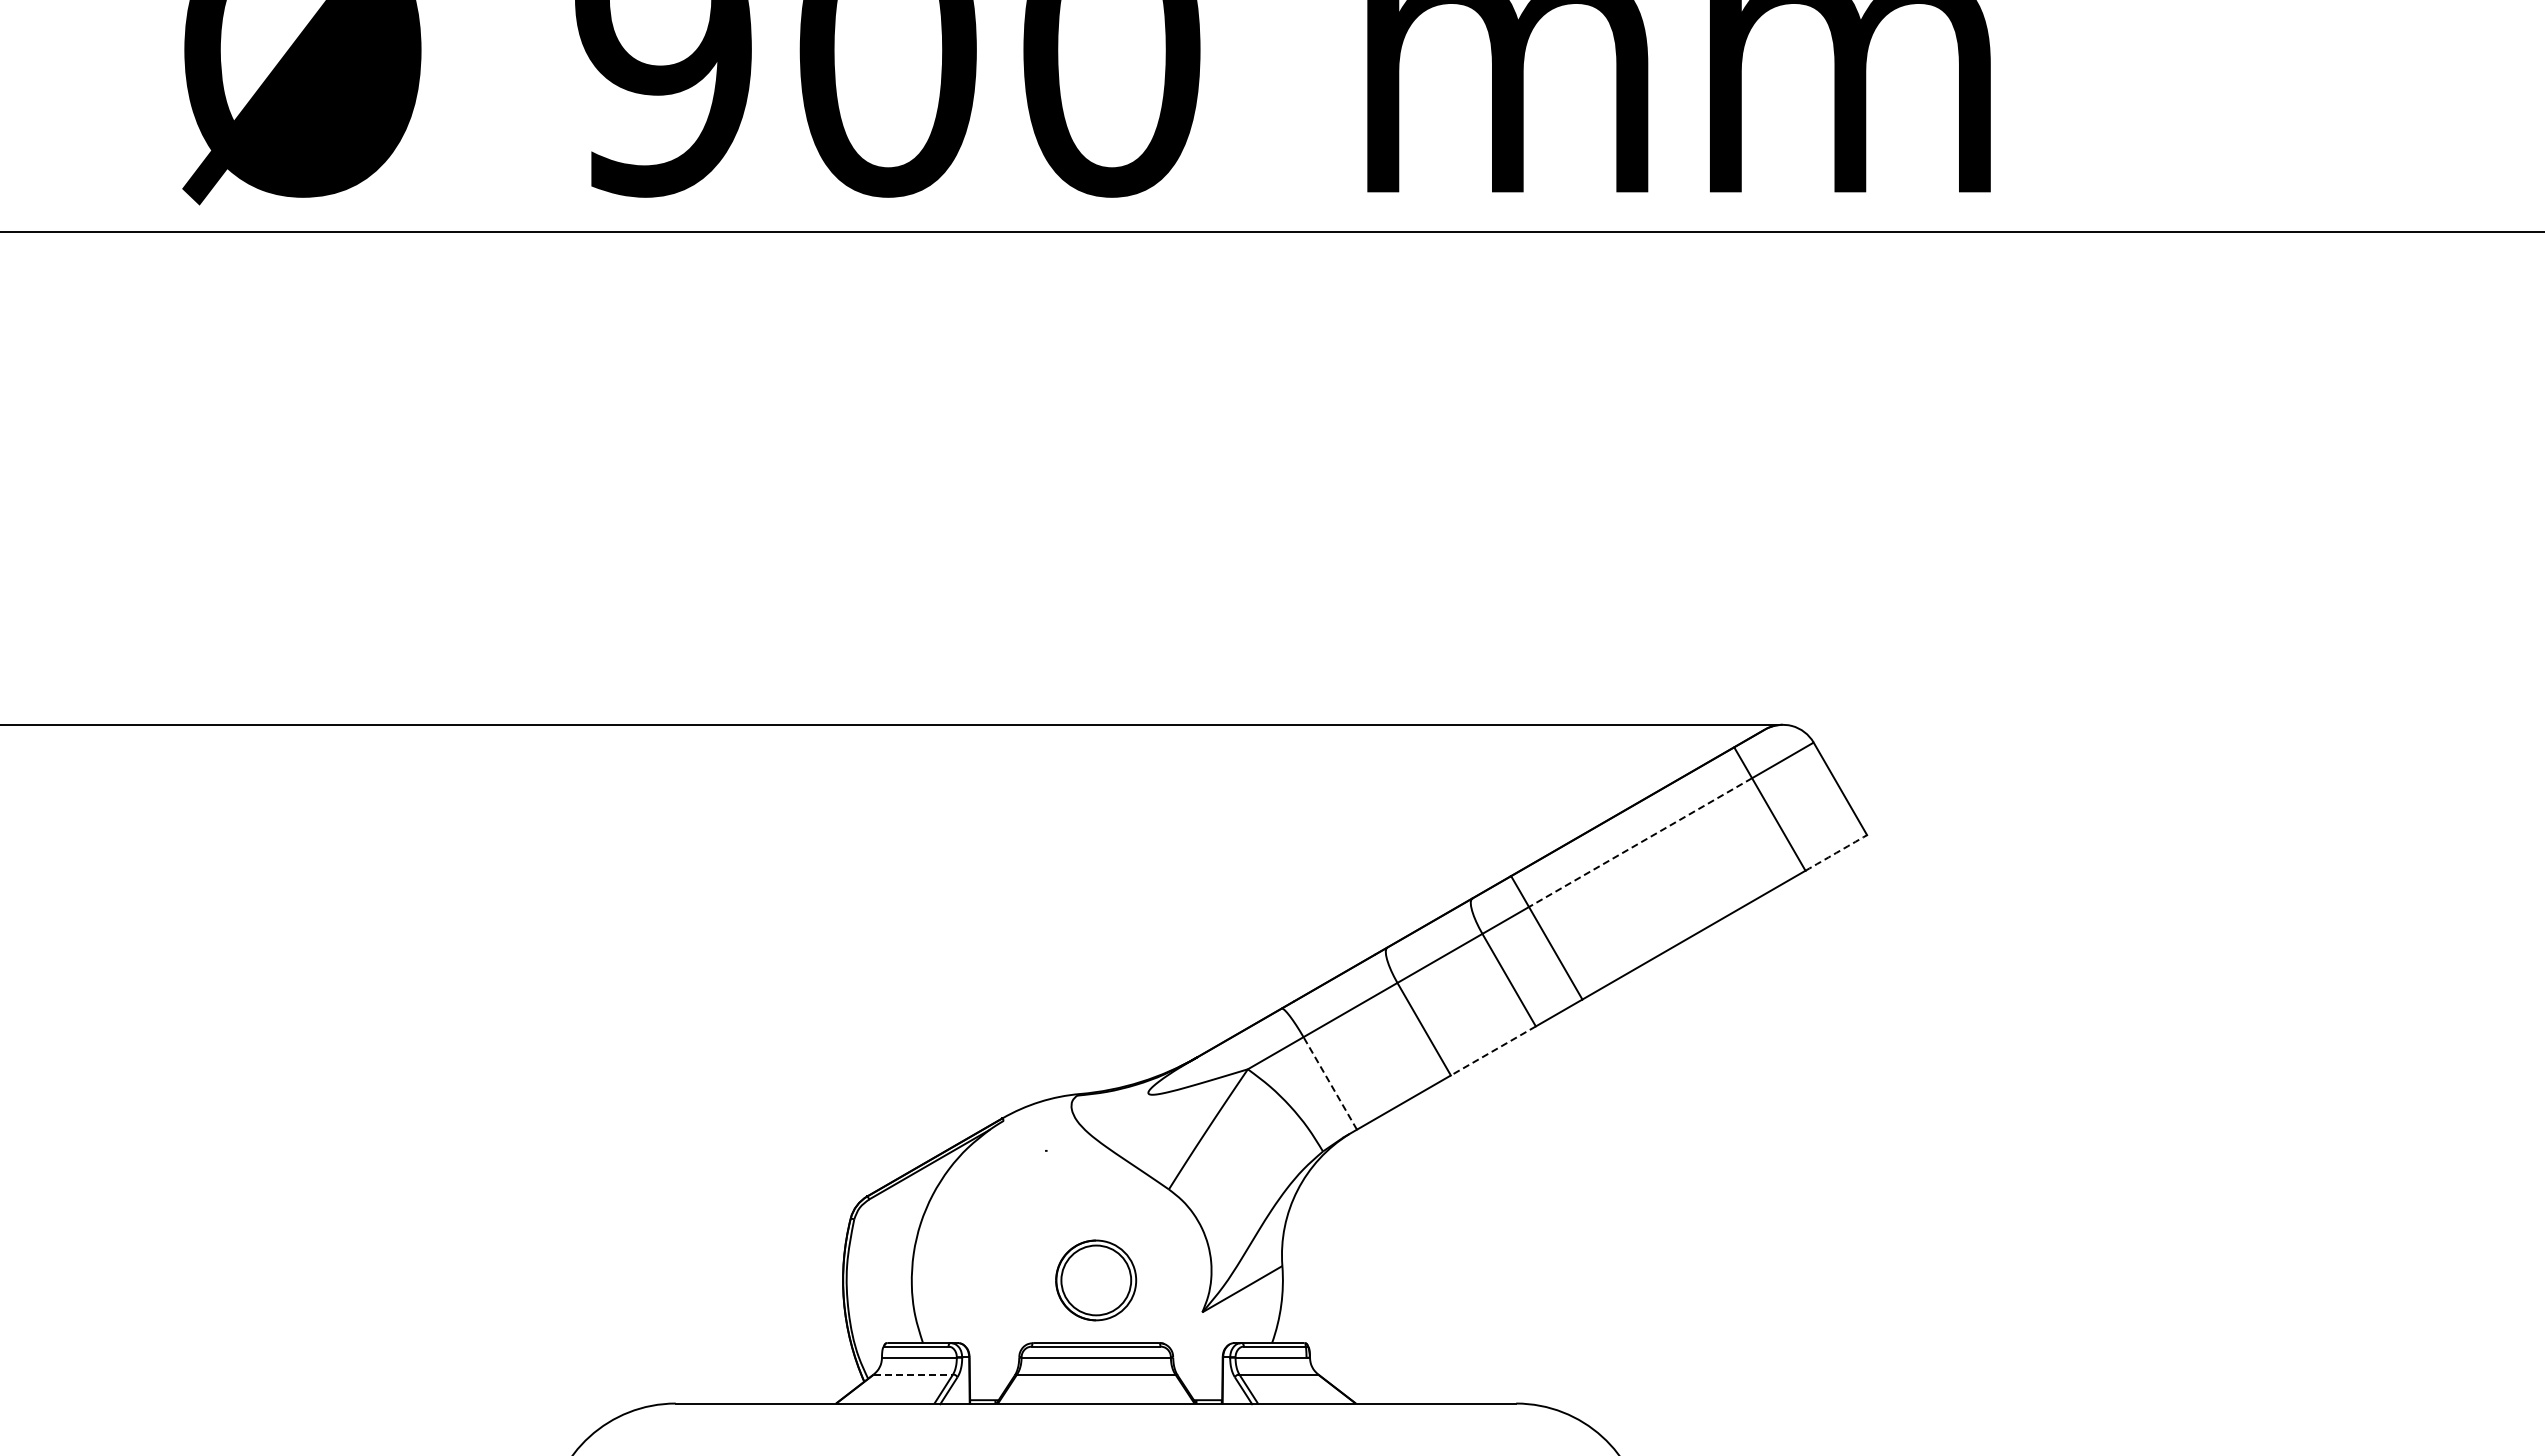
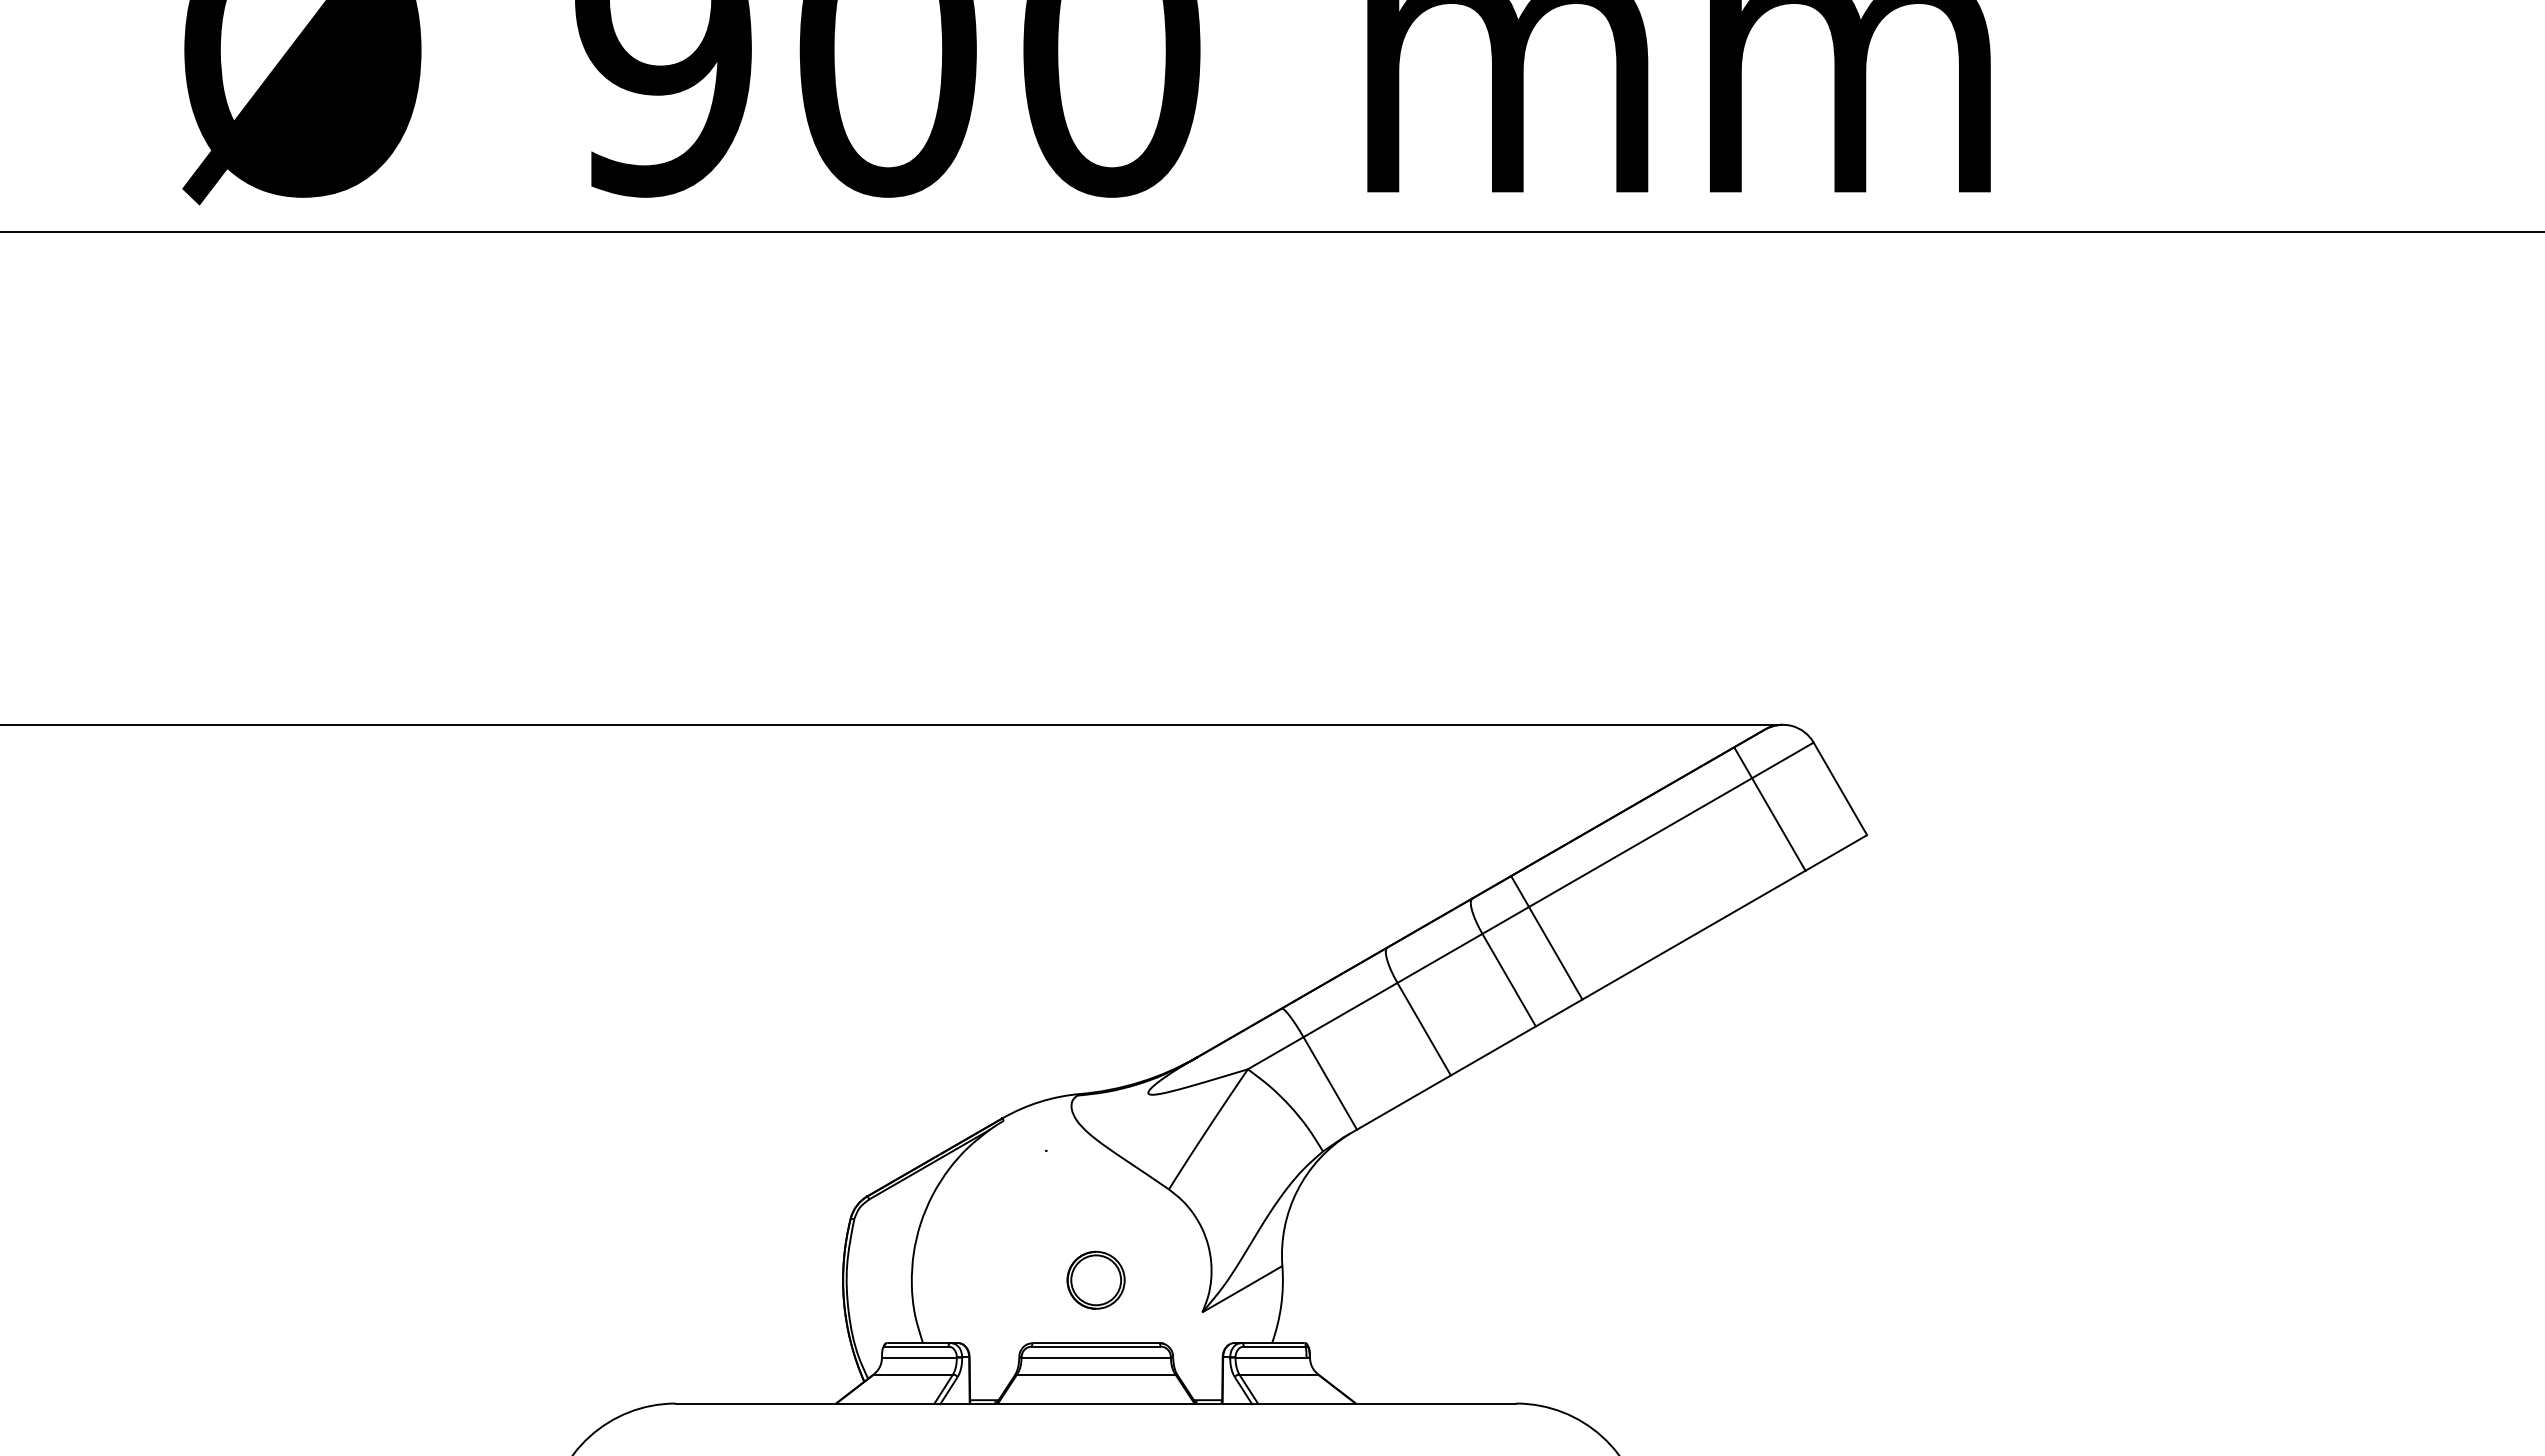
line: dashed -> solid (1640, 842)
arc: dashed -> solid (1836, 852)
line: dashed -> solid (1492, 1051)
line: dashed -> solid (1330, 1082)
part size: 83x83 px -> 60x60 px (1095, 1279)
line: dashed -> solid (913, 1374)
